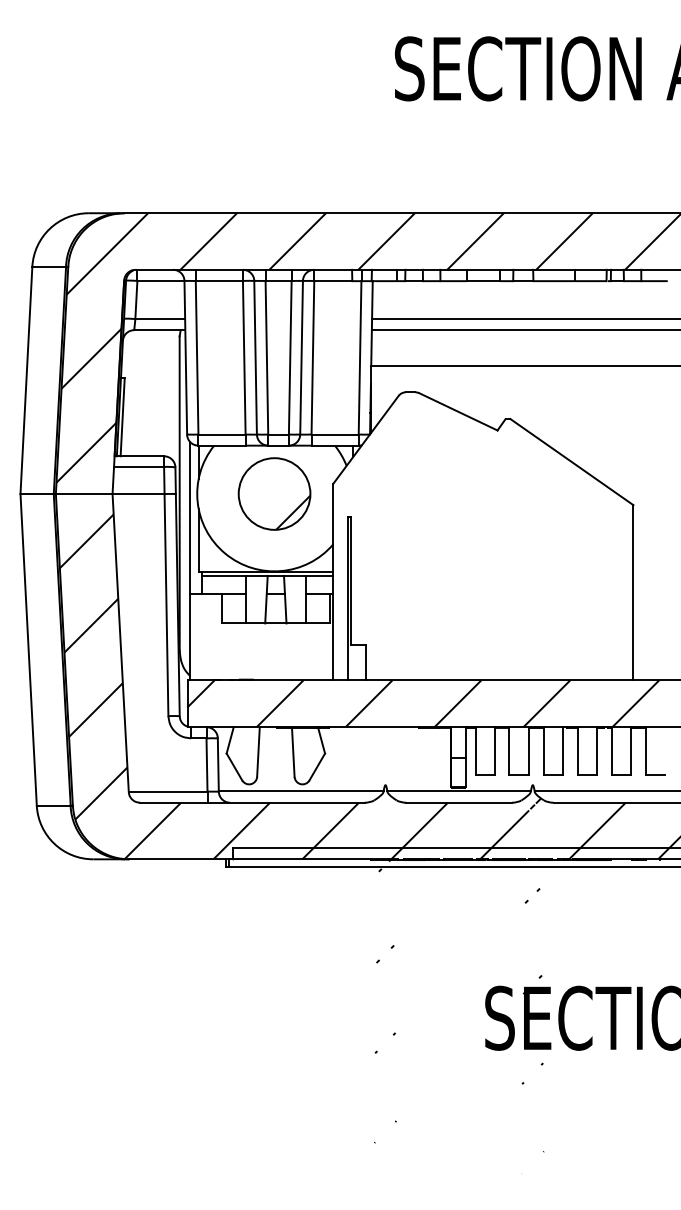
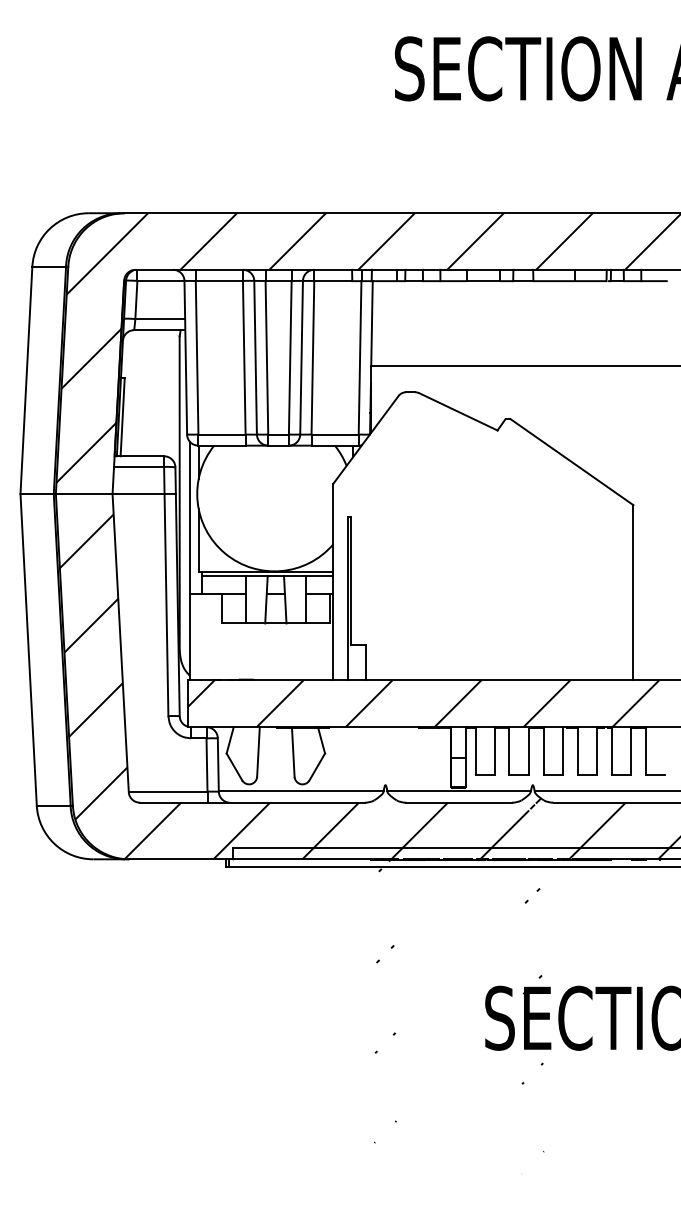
line: present -> none (524, 319)
line: present -> none (524, 330)
part: present -> none (274, 493)
